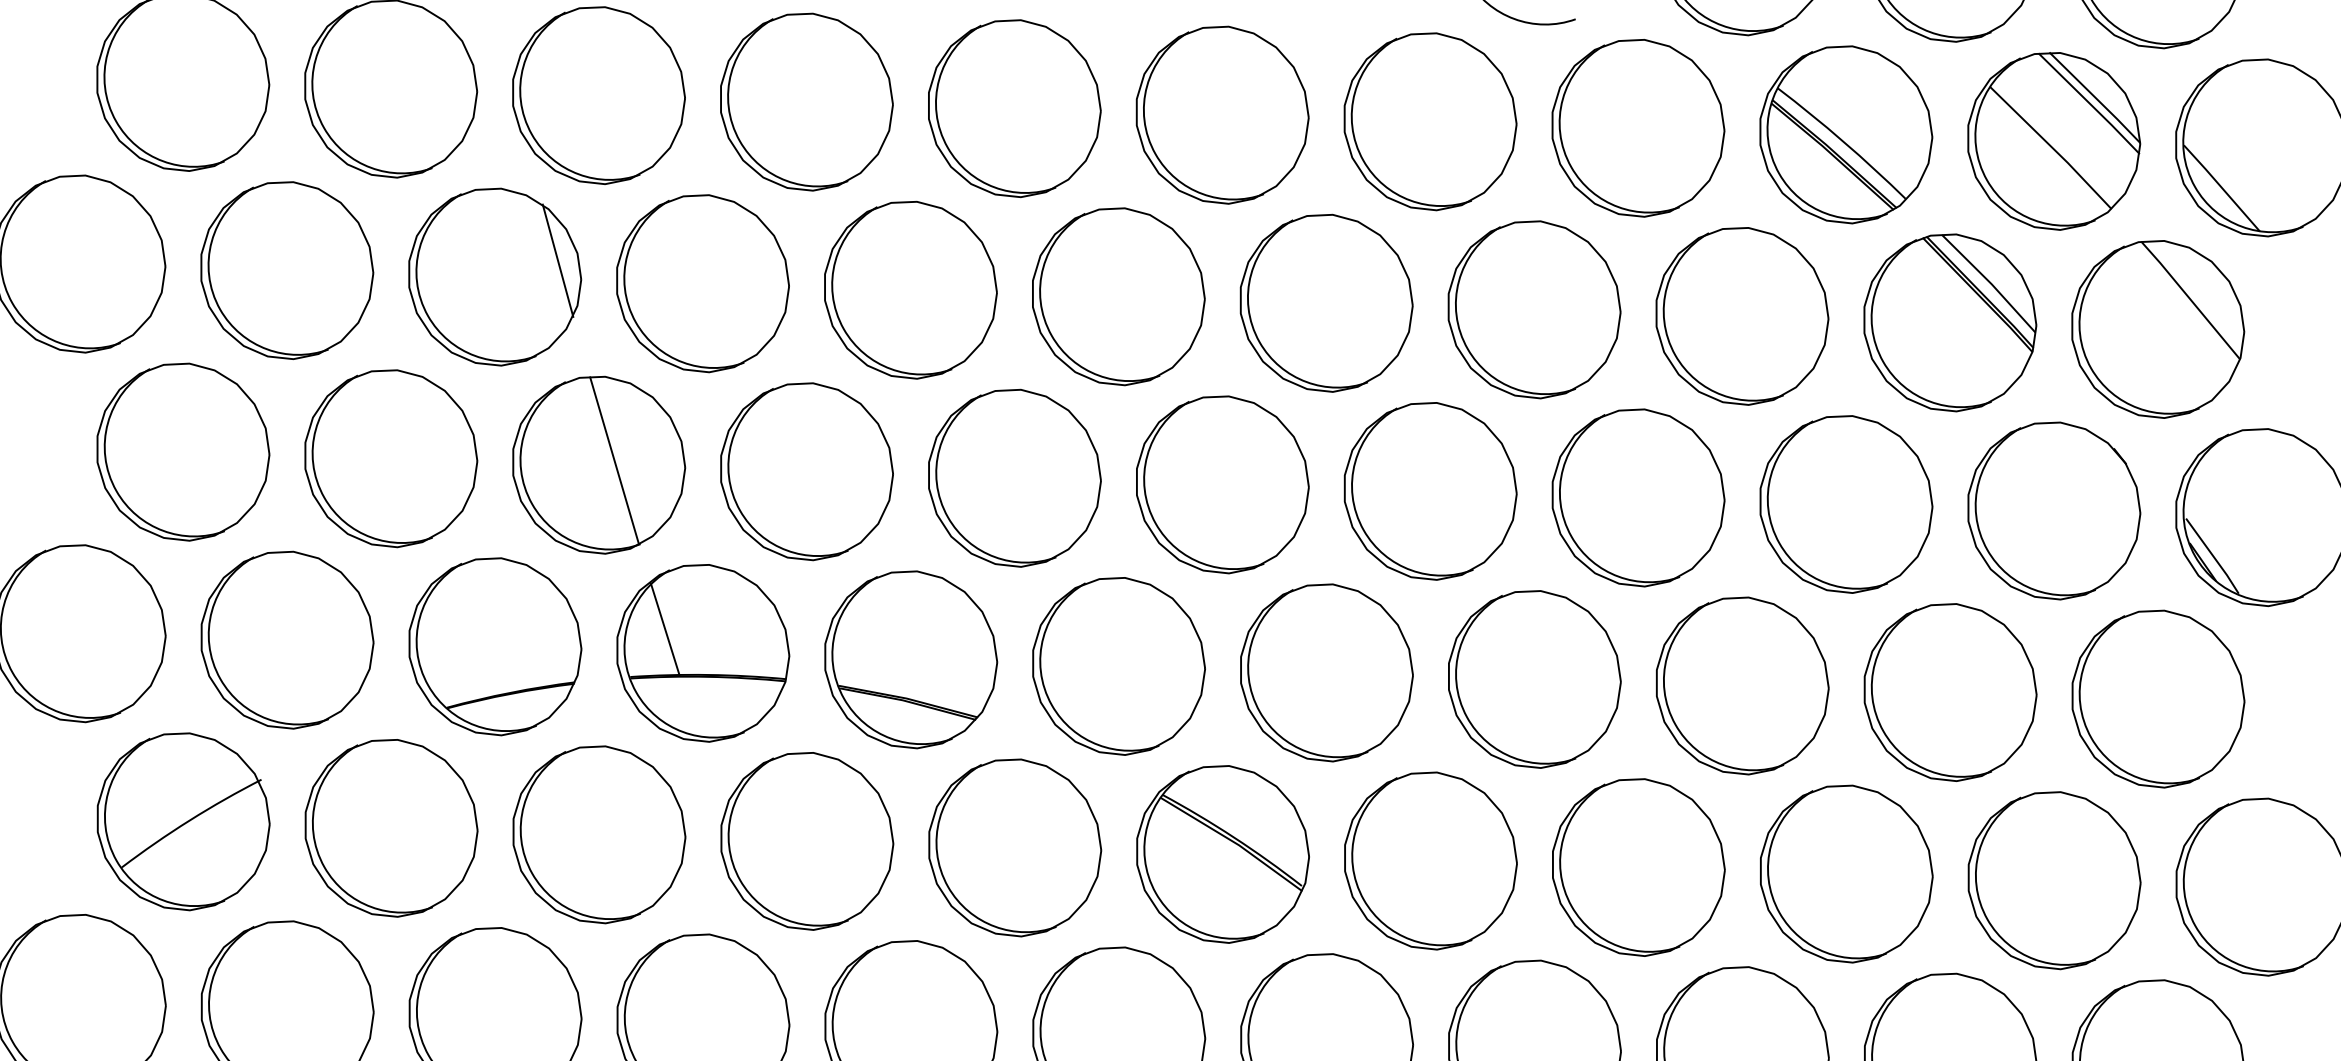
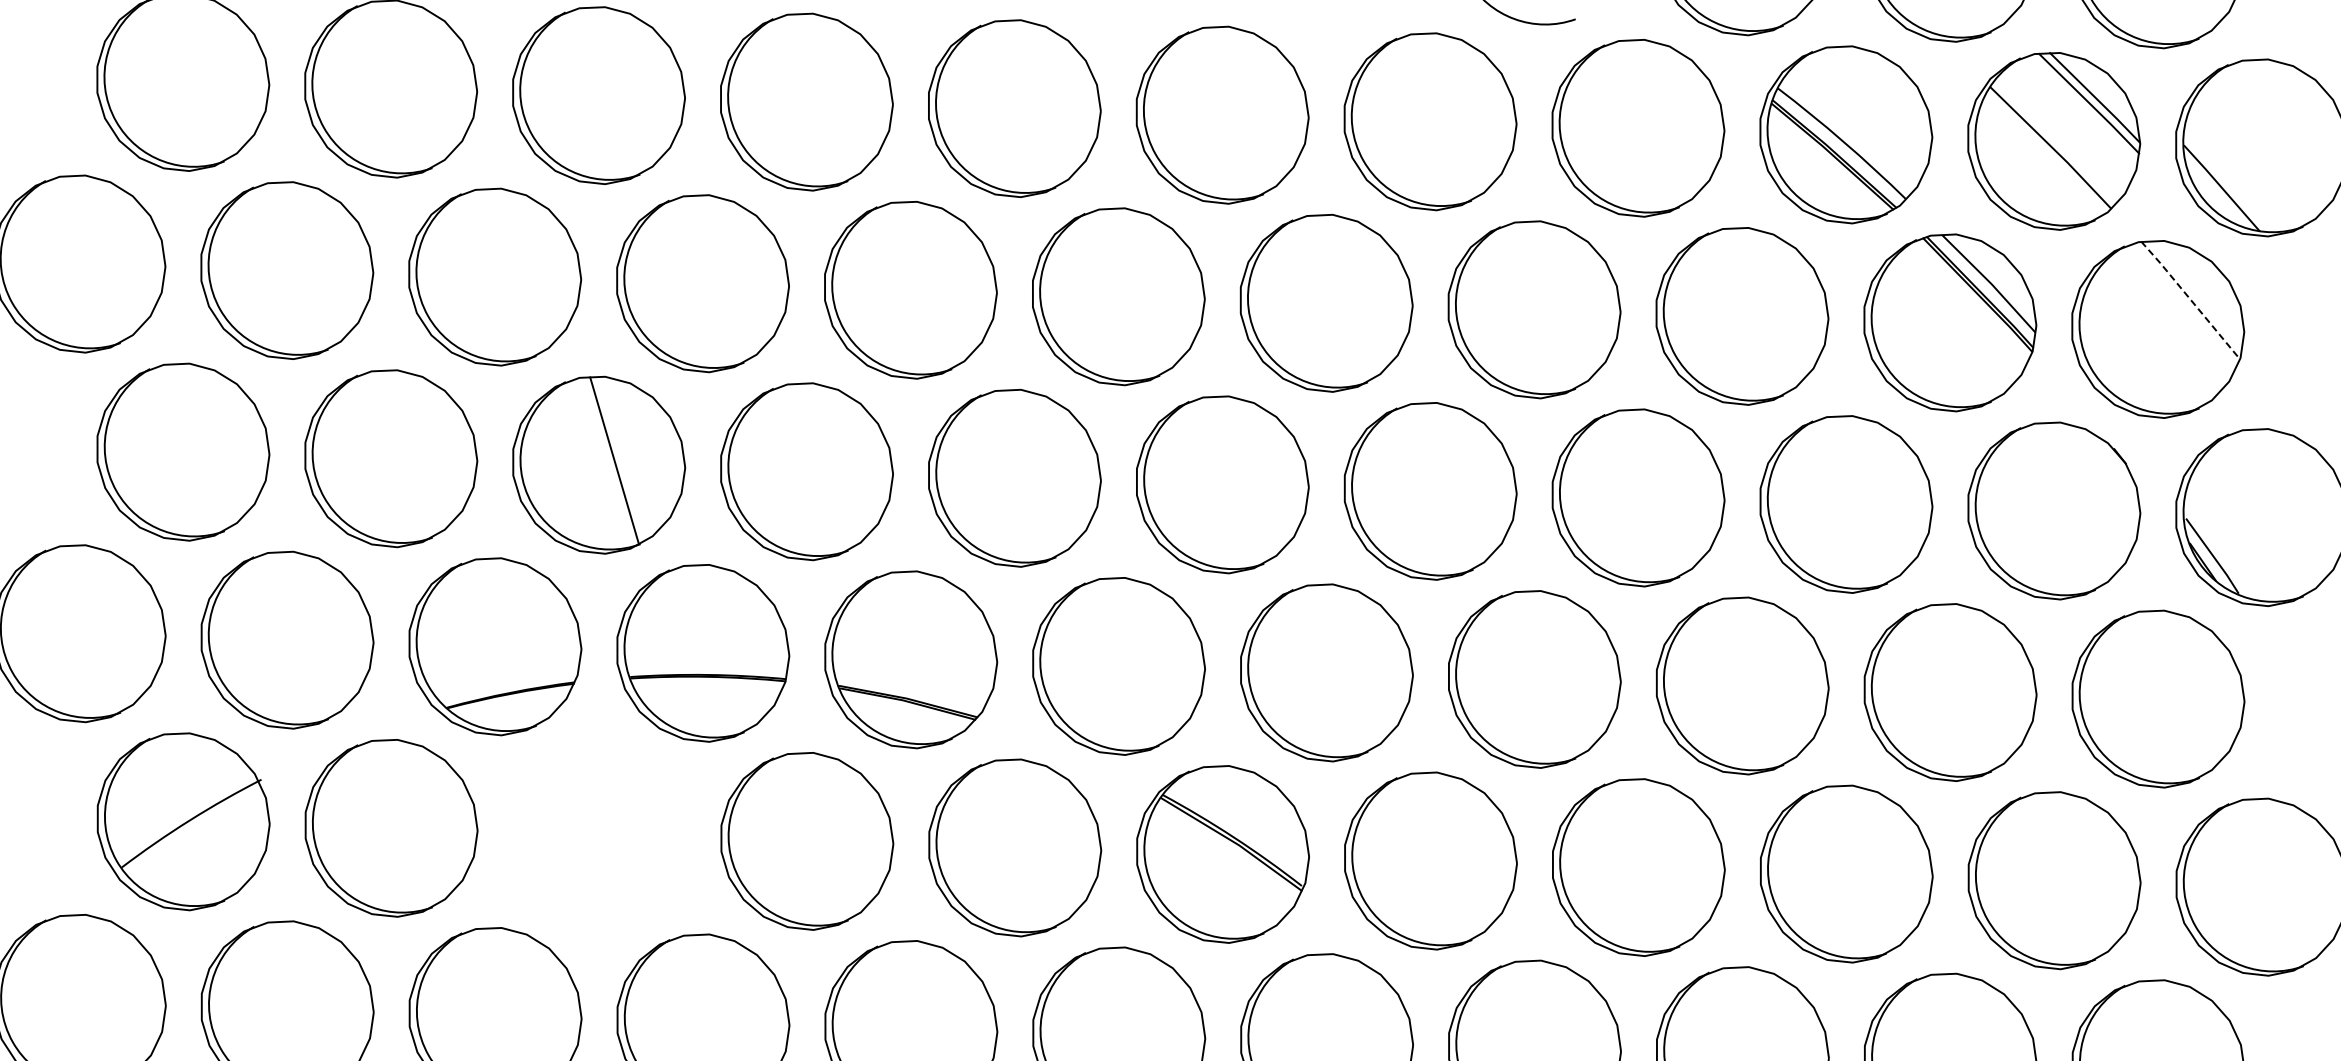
line: present -> none (557, 260)
line: solid -> dashed (2190, 299)
line: present -> none (665, 628)
part: present -> none (599, 834)
